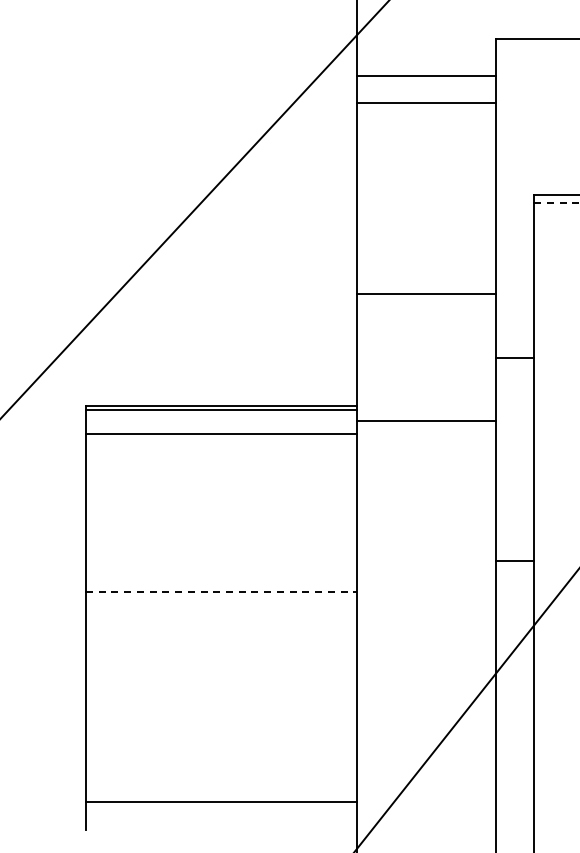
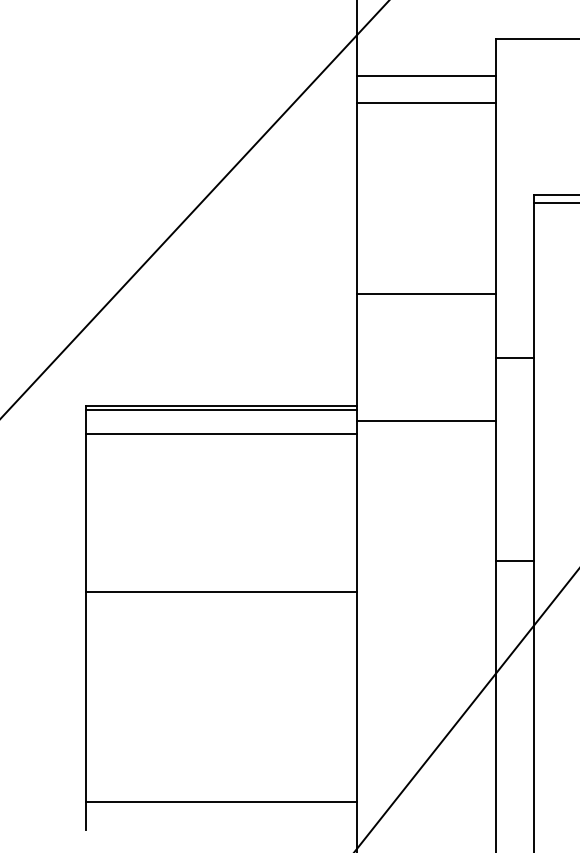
line: dashed -> solid (557, 202)
line: dashed -> solid (221, 591)
